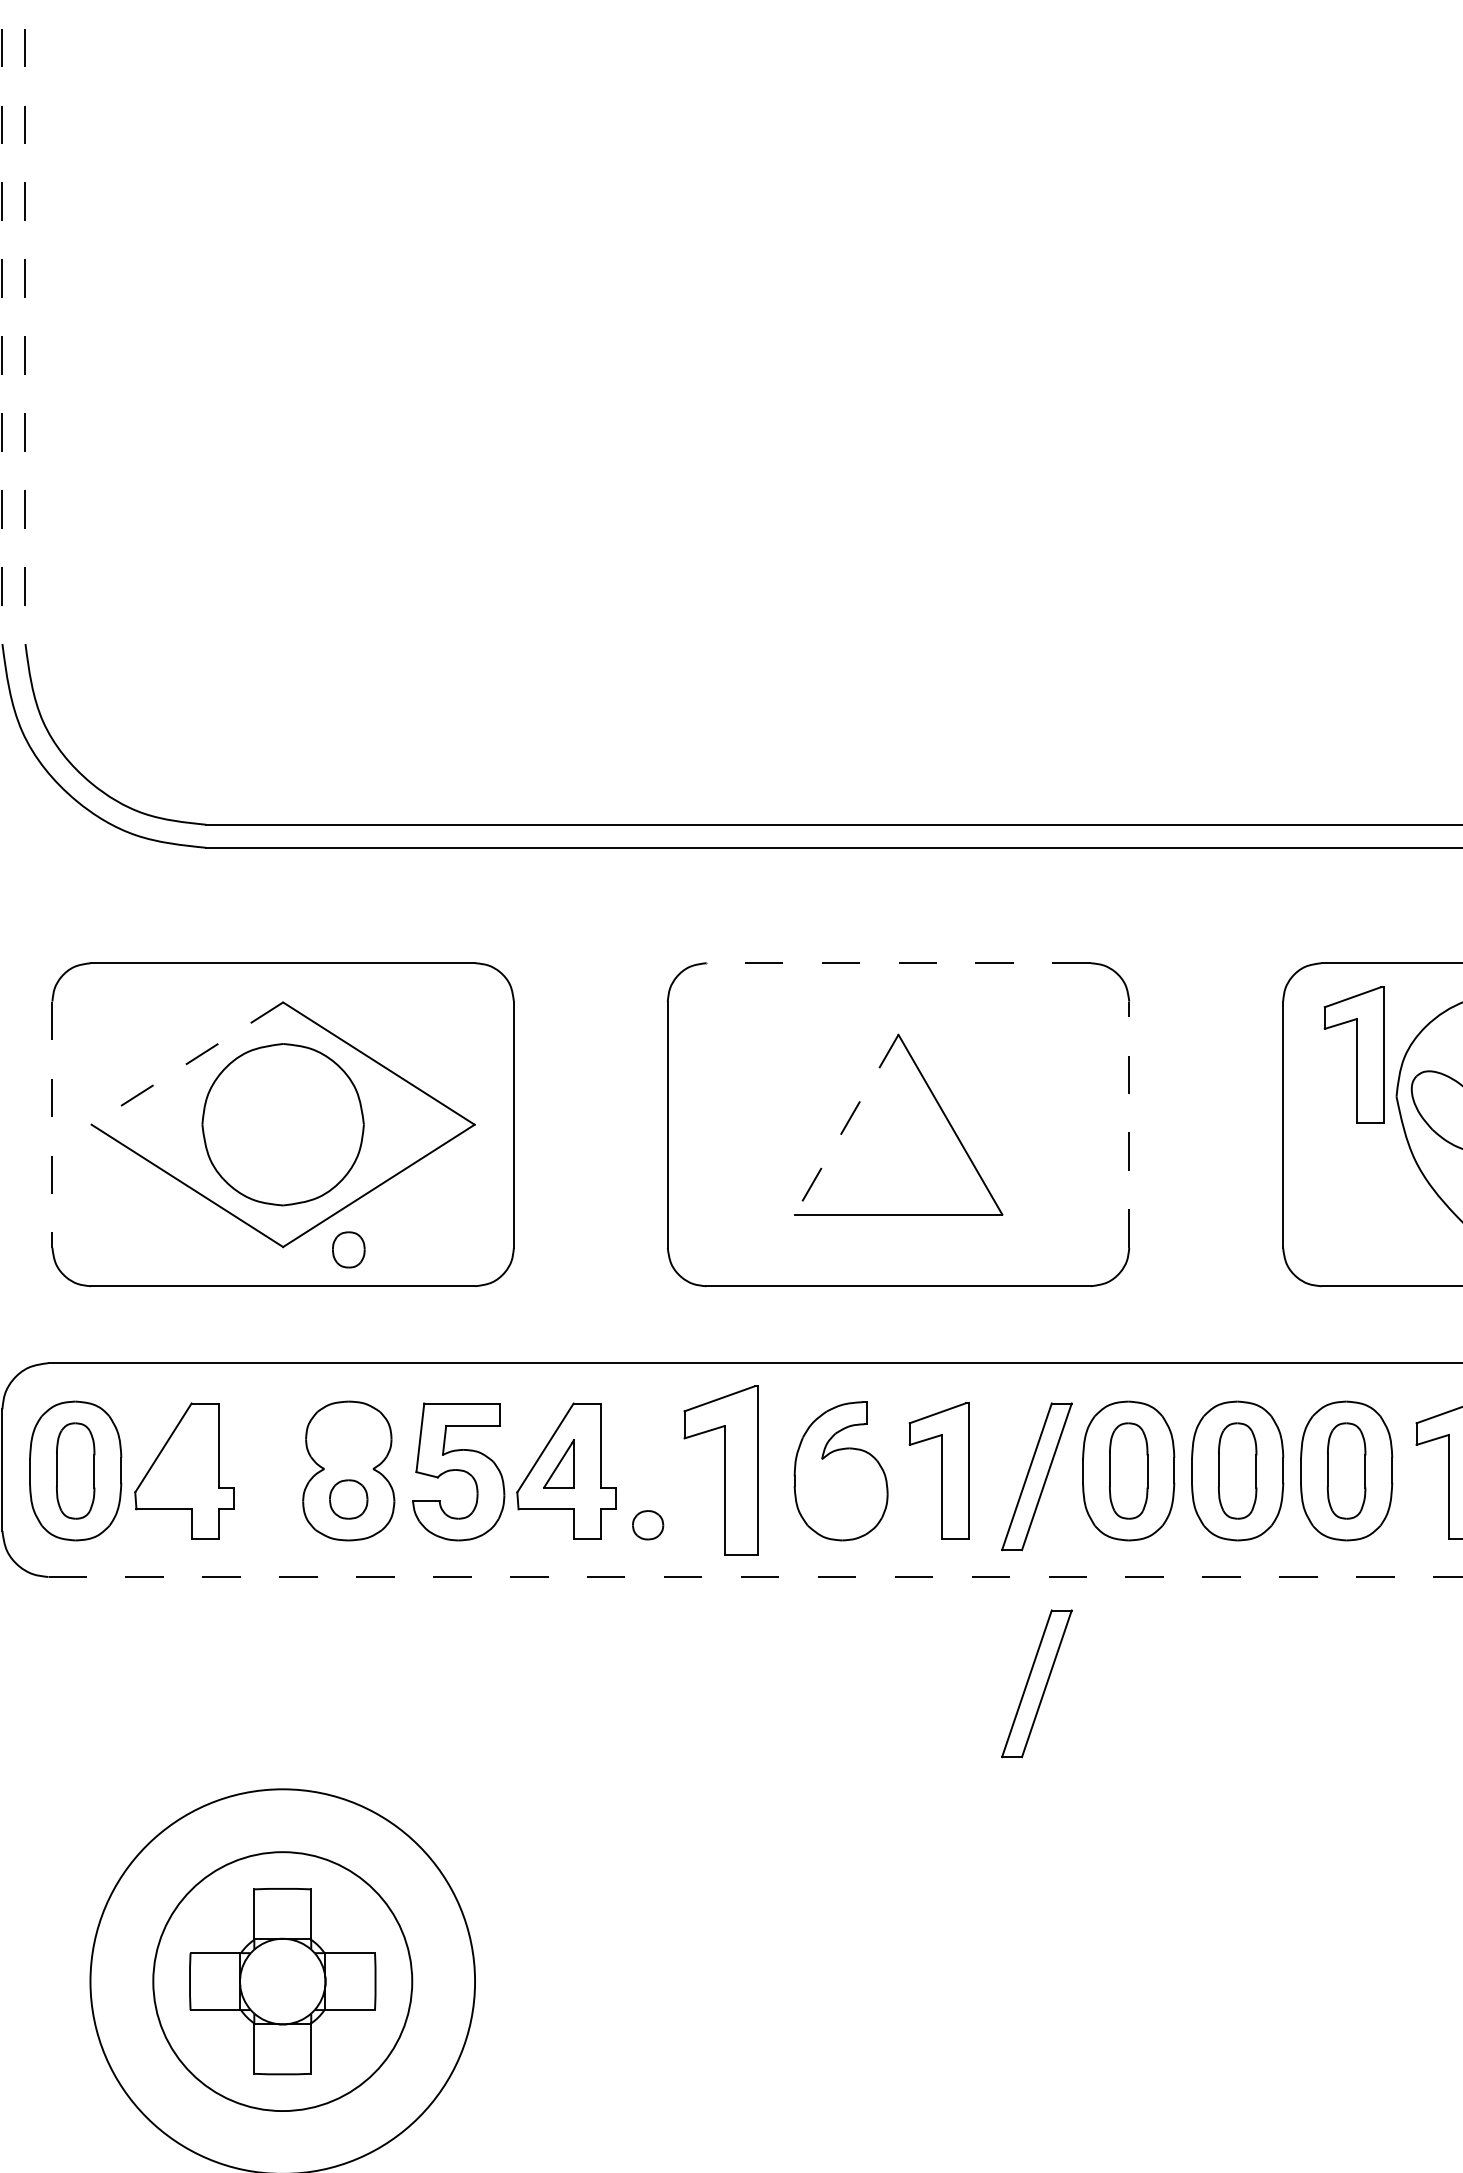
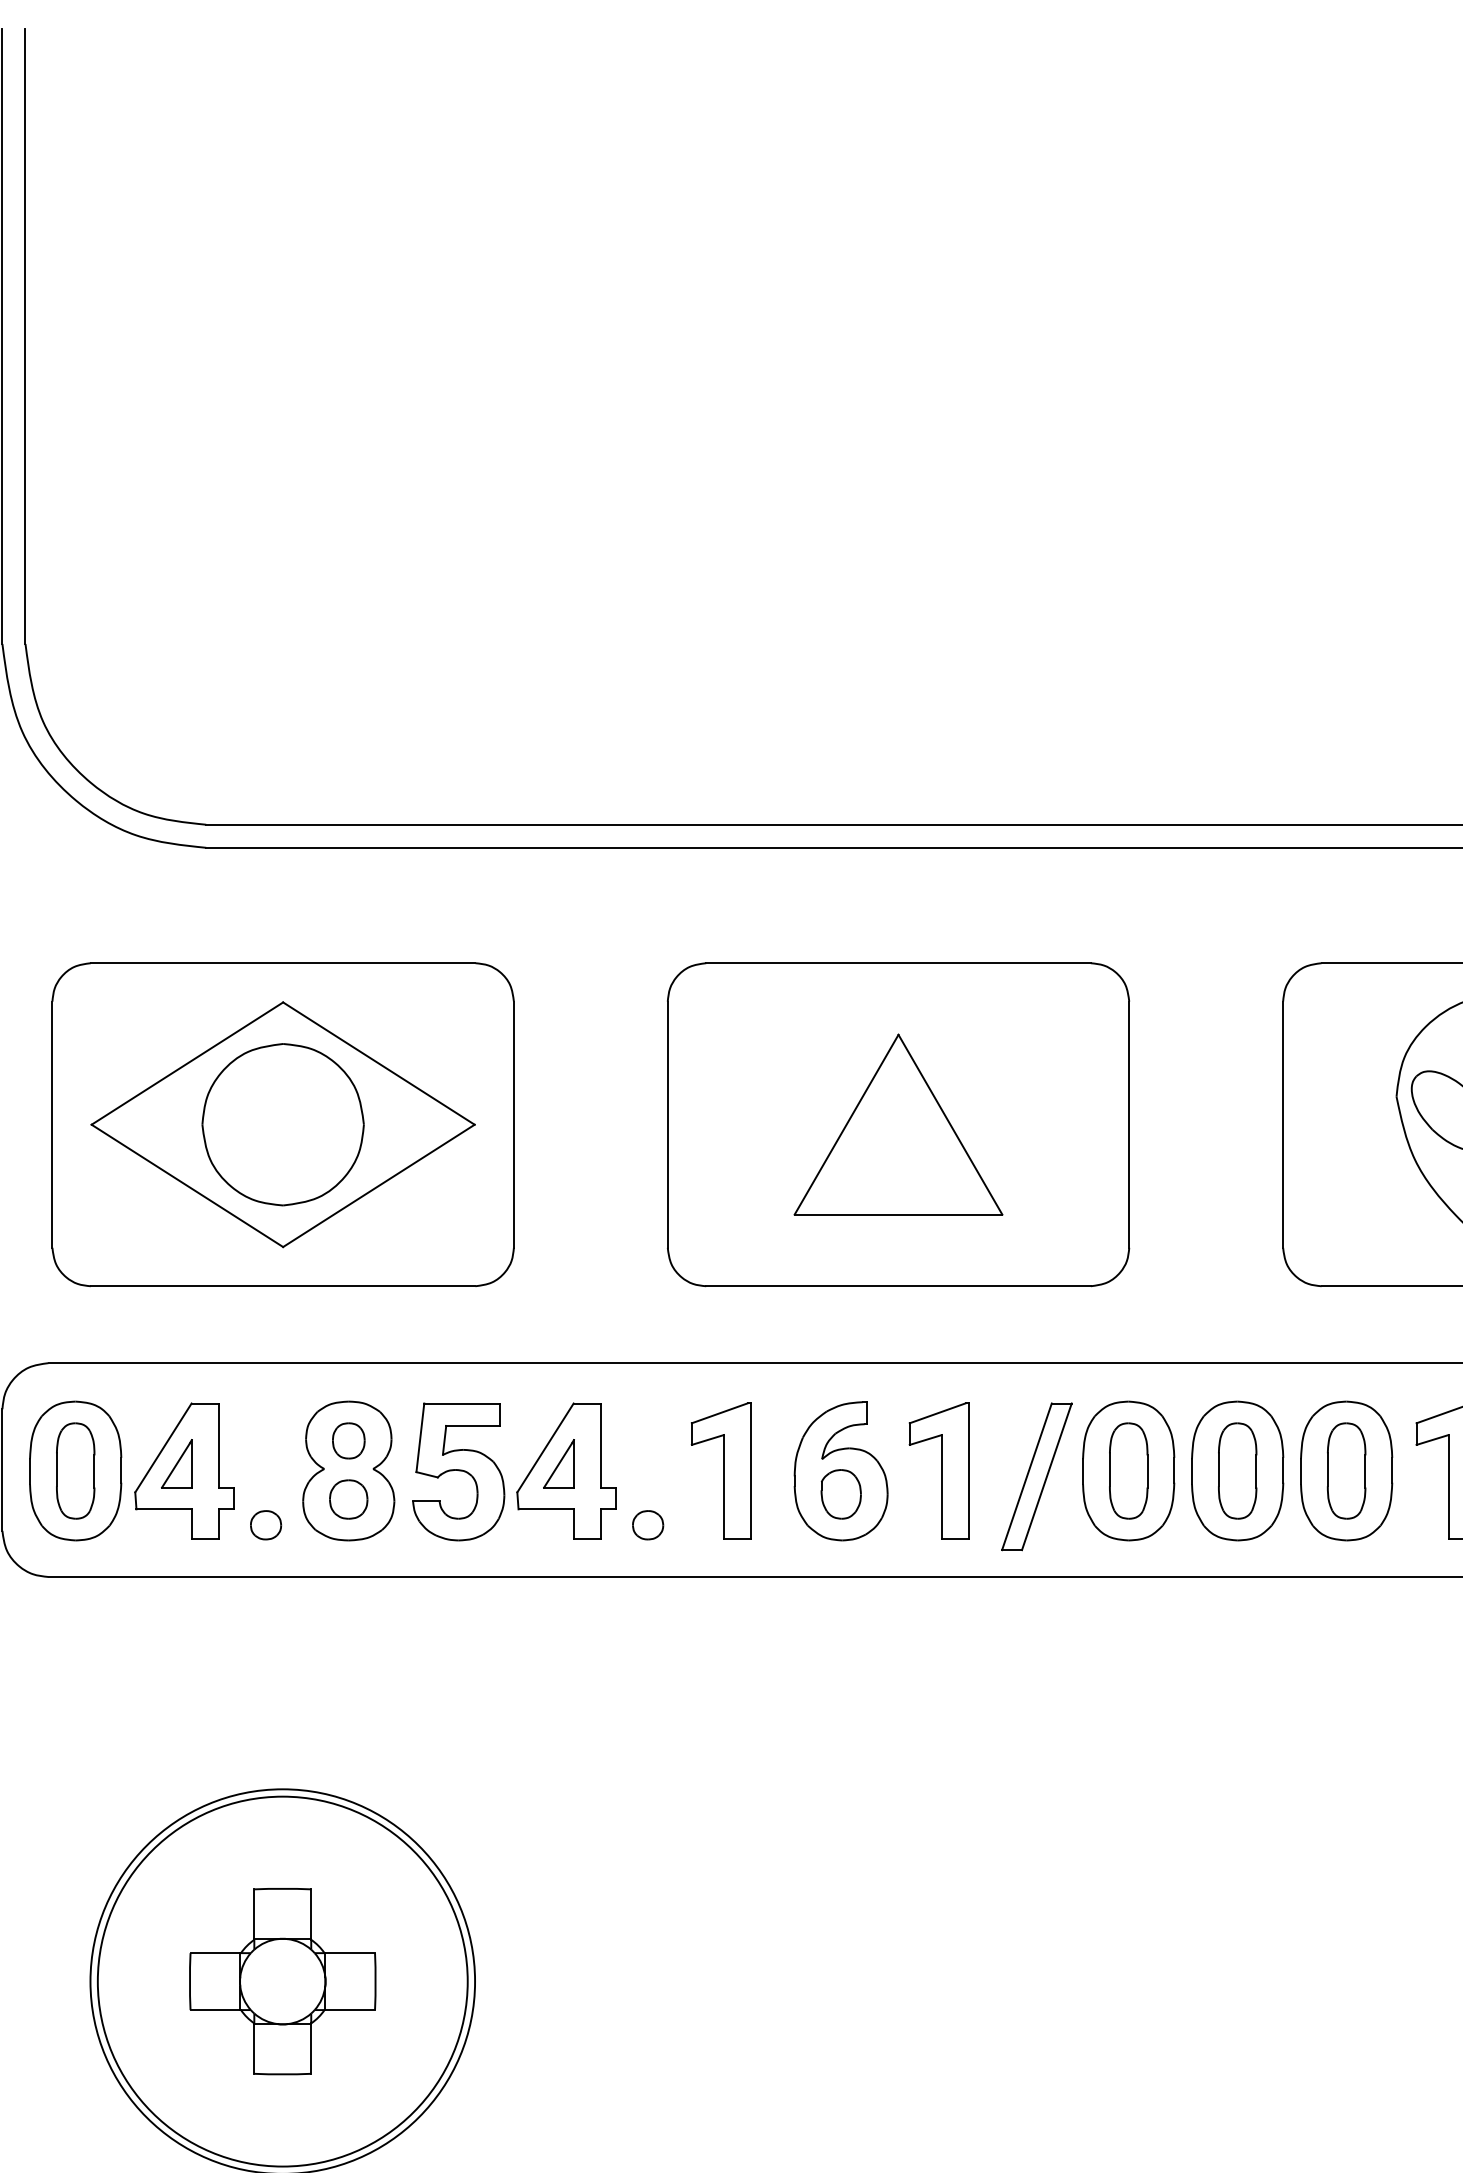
line: dashed -> solid (2, 336)
line: dashed -> solid (25, 336)
line: dashed -> solid (898, 963)
part: present -> none (1353, 1054)
line: dashed -> solid (187, 1063)
line: dashed -> solid (846, 1124)
line: dashed -> solid (1129, 1124)
line: dashed -> solid (52, 1125)
part position: (348, 1249) -> (348, 1440) (348, 1440)
part: none -> present (176, 1463)
part size: 76x171 px -> 62x138 px (720, 1470)
part: none -> present (840, 1494)
part: none -> present (266, 1525)
line: dashed -> solid (755, 1577)
part: present -> none (1036, 1683)
circle diameter: 259 px -> 370 px (282, 1981)
